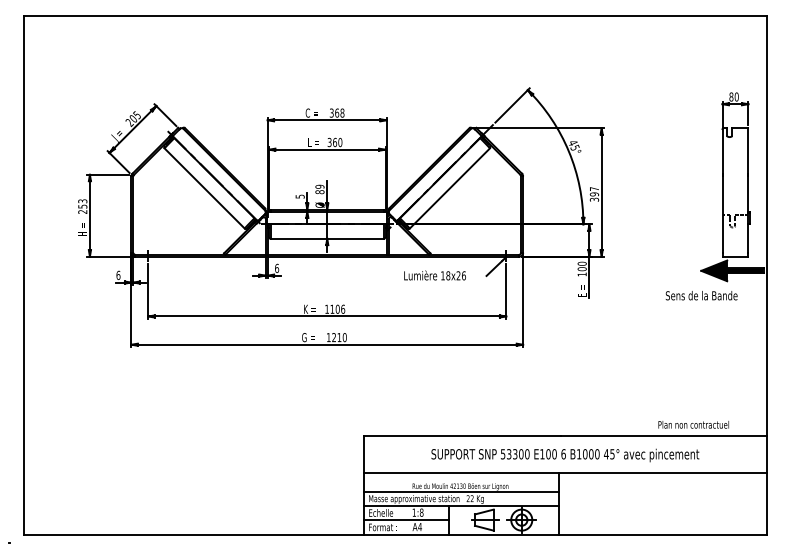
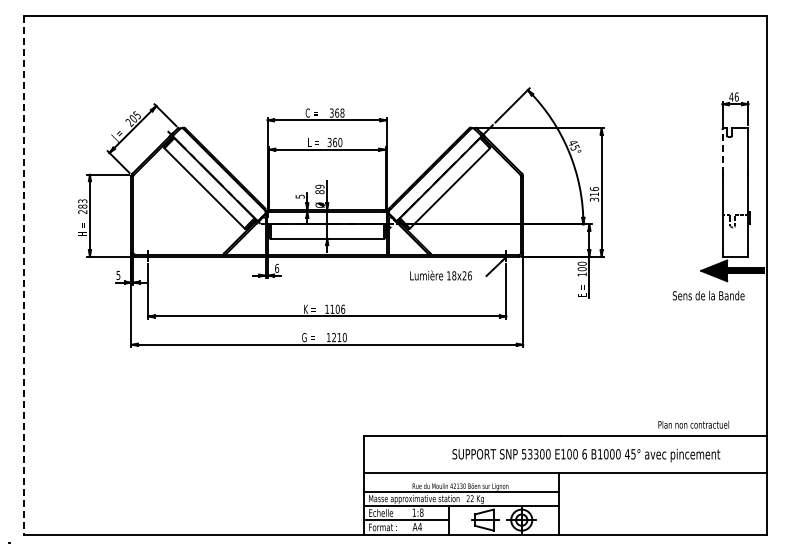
text: 80 -> 46 (733, 96)
line: solid -> dashed (722, 150)
text: 397 -> 316 (593, 191)
text: 253 -> 283 (82, 206)
text: 6 -> 5 (118, 274)
line: solid -> dashed (23, 275)
text position: (434, 275) -> (440, 275) (440, 275)
text position: (701, 295) -> (708, 295) (708, 295)
text position: (565, 455) -> (586, 455) (586, 455)
